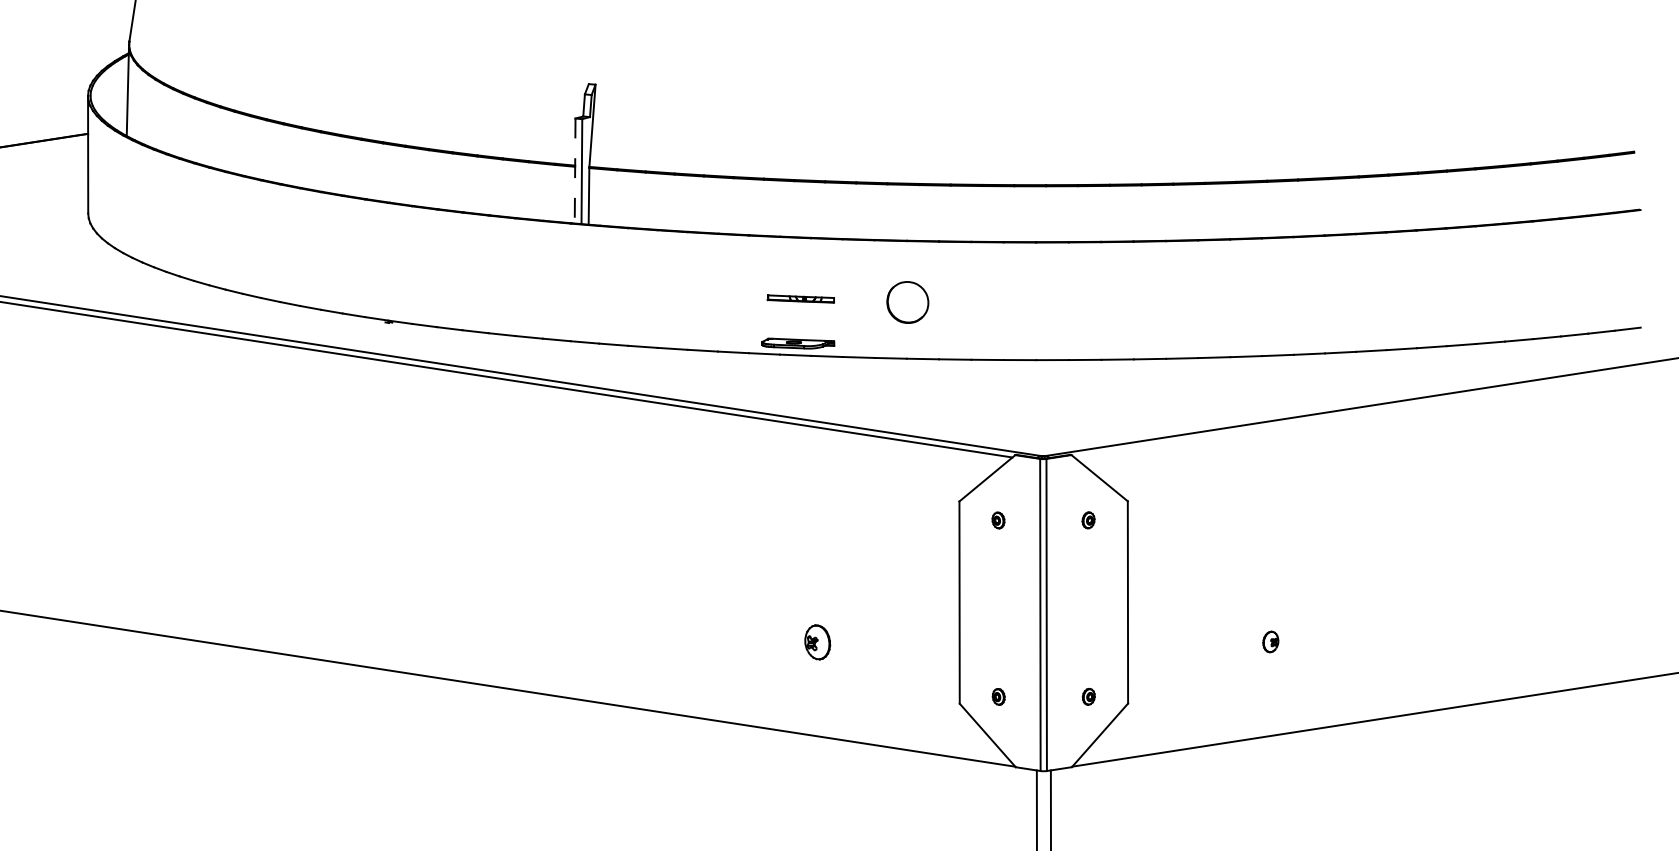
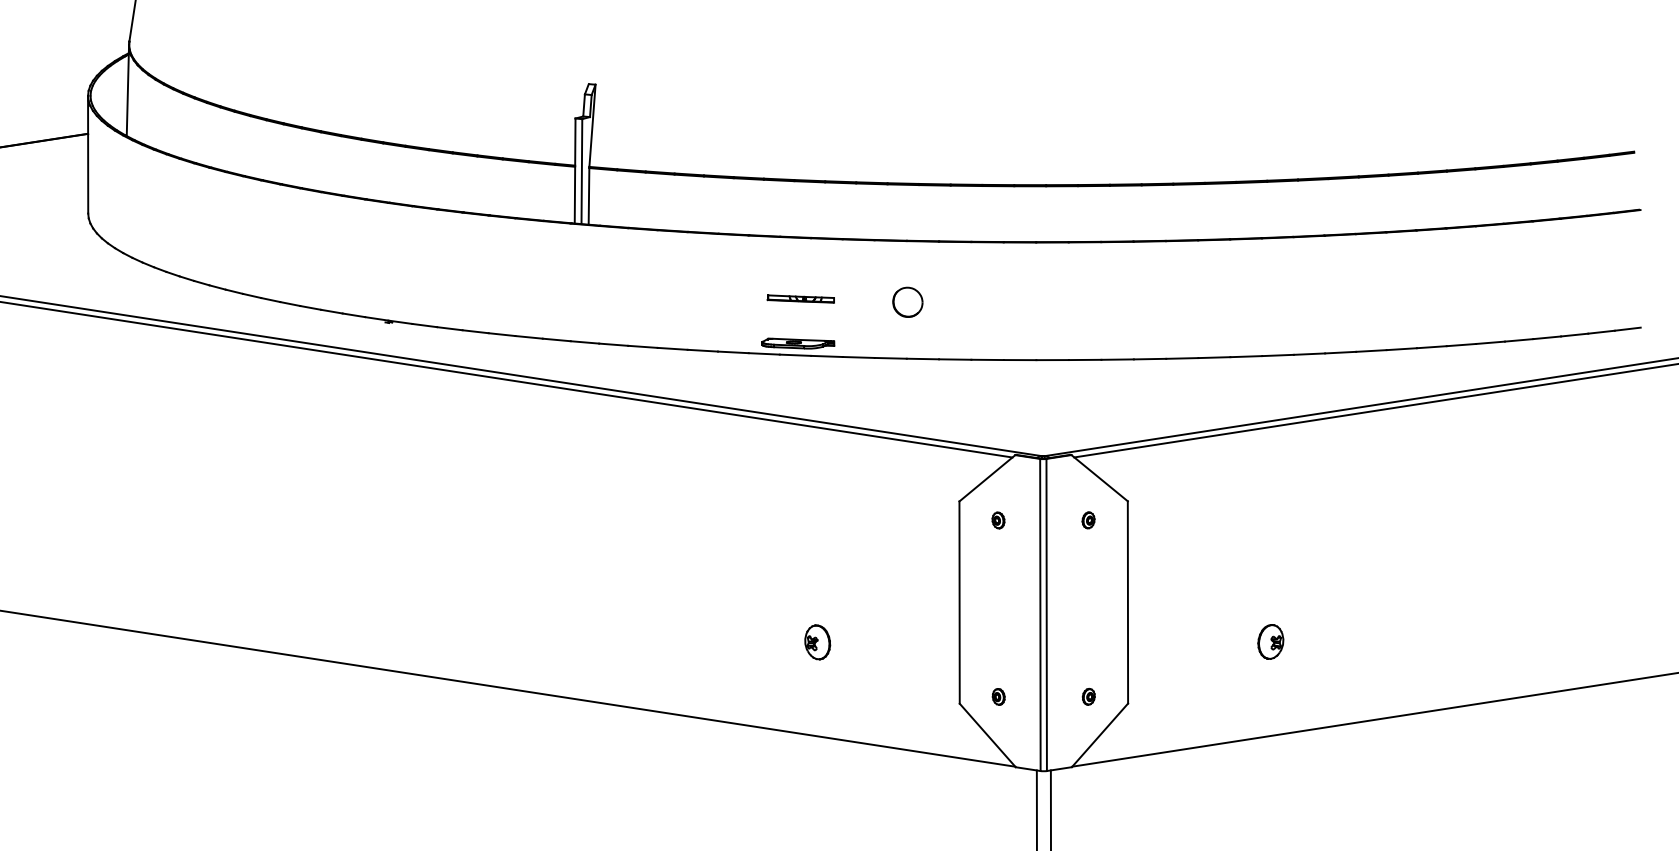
line: dashed -> solid (575, 171)
part size: 44x43 px -> 32x32 px (907, 301)
line: none -> present (1374, 410)
part size: 18x24 px -> 28x36 px (1270, 641)
